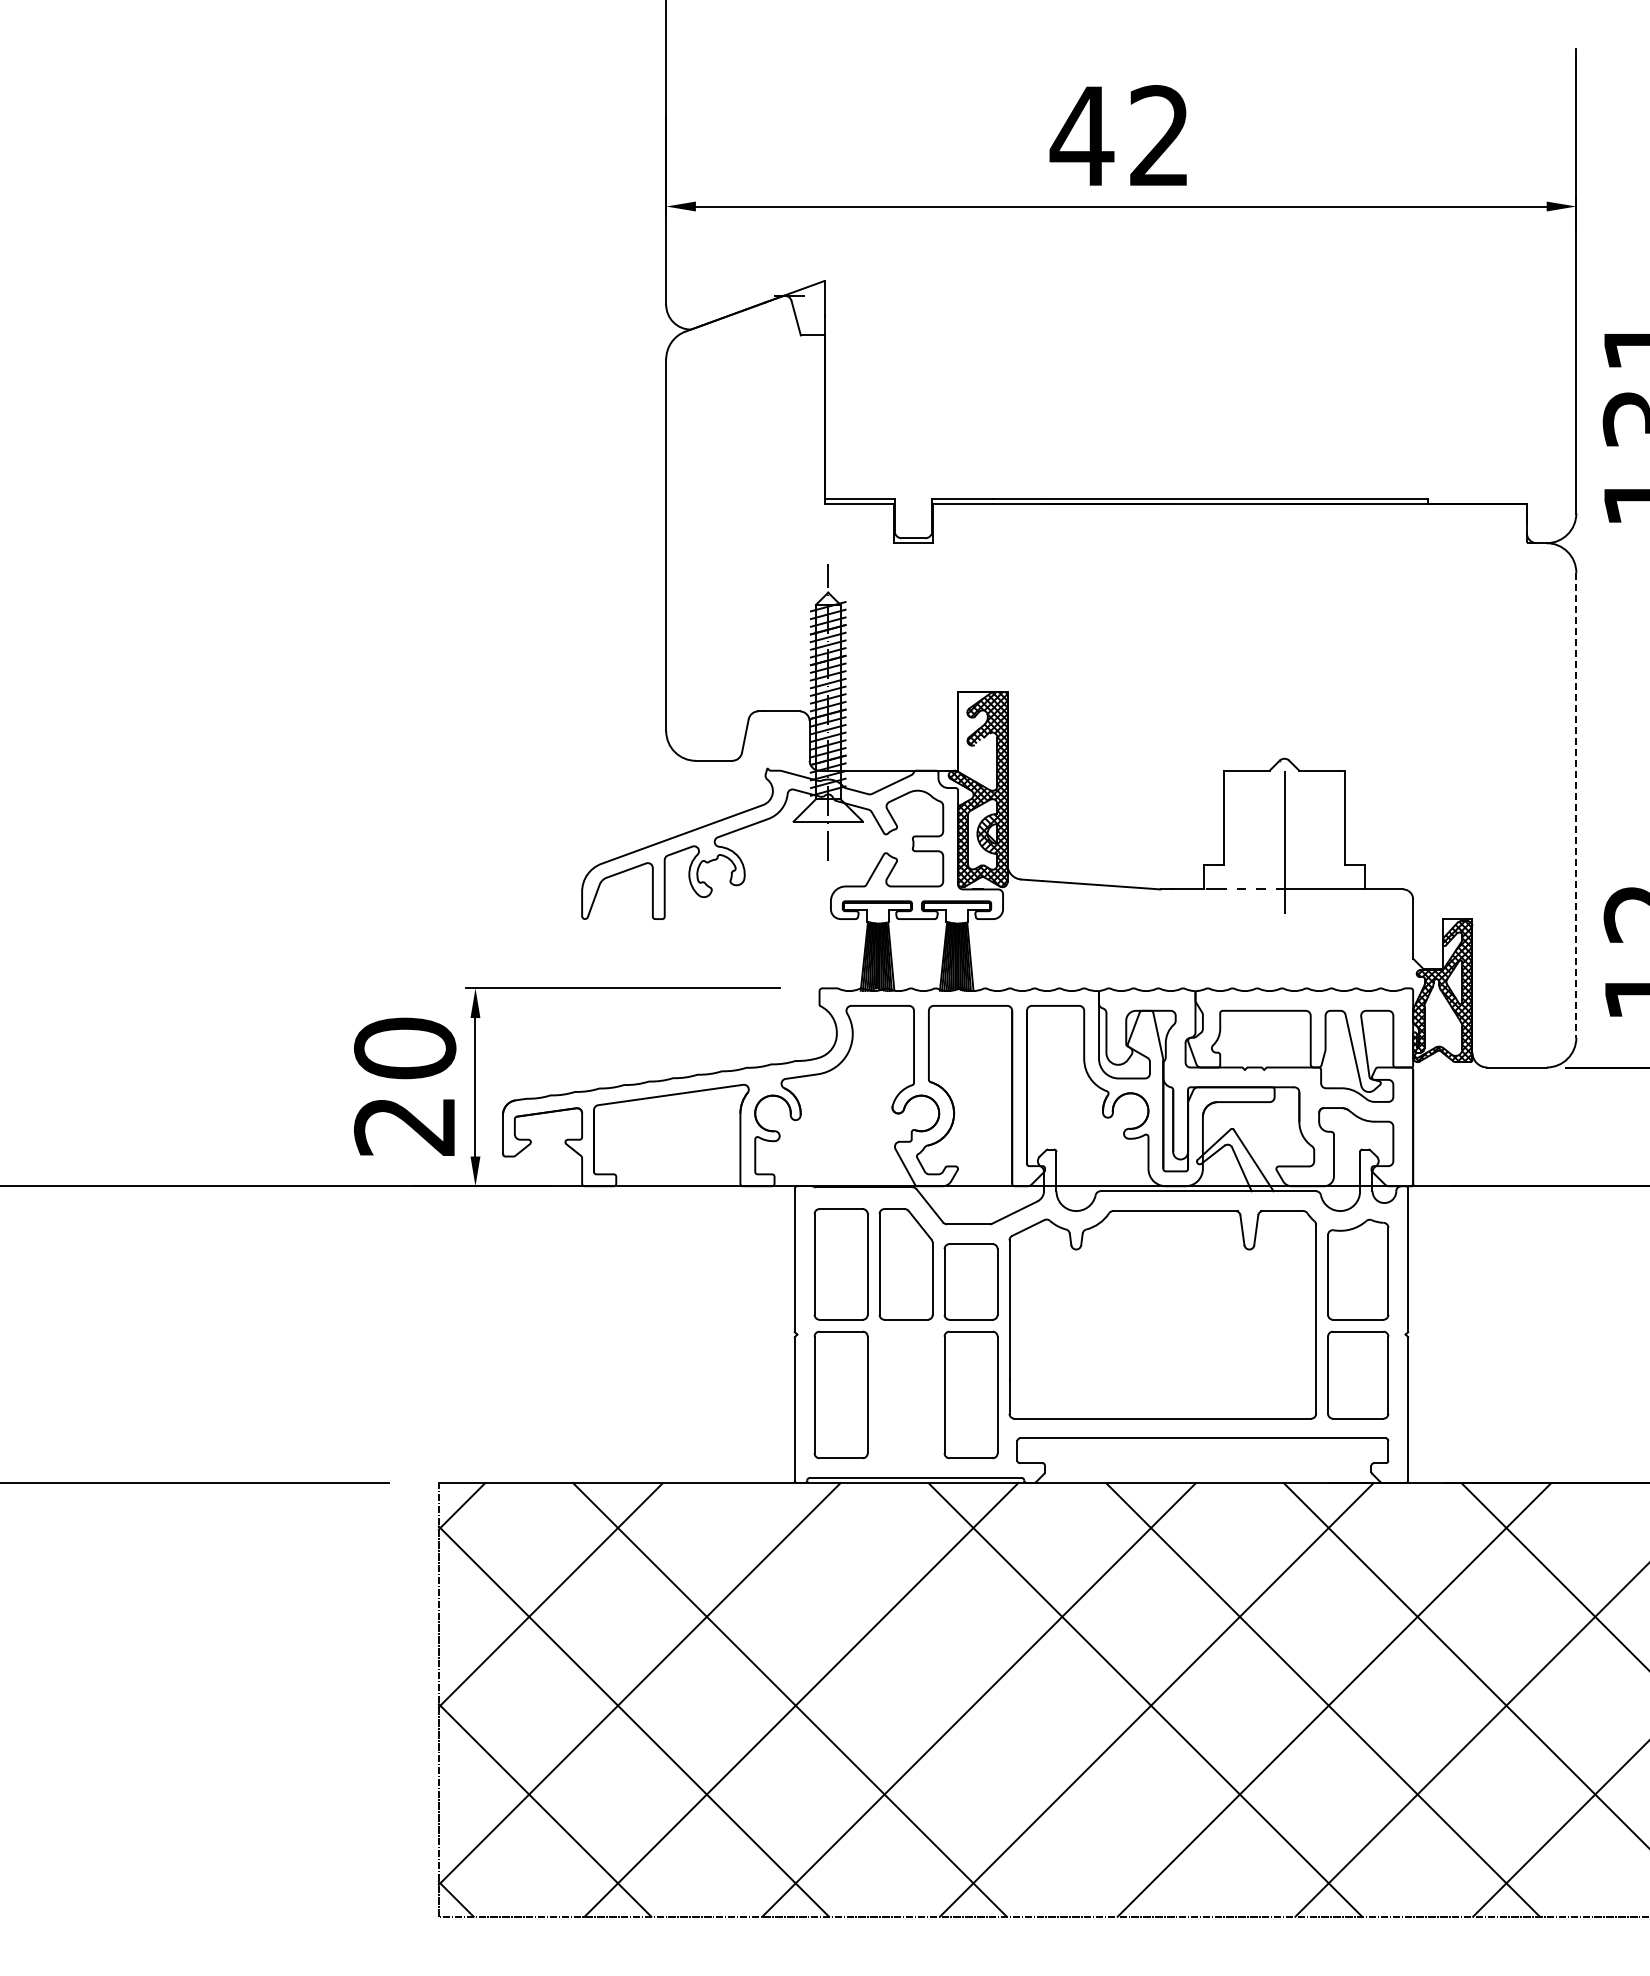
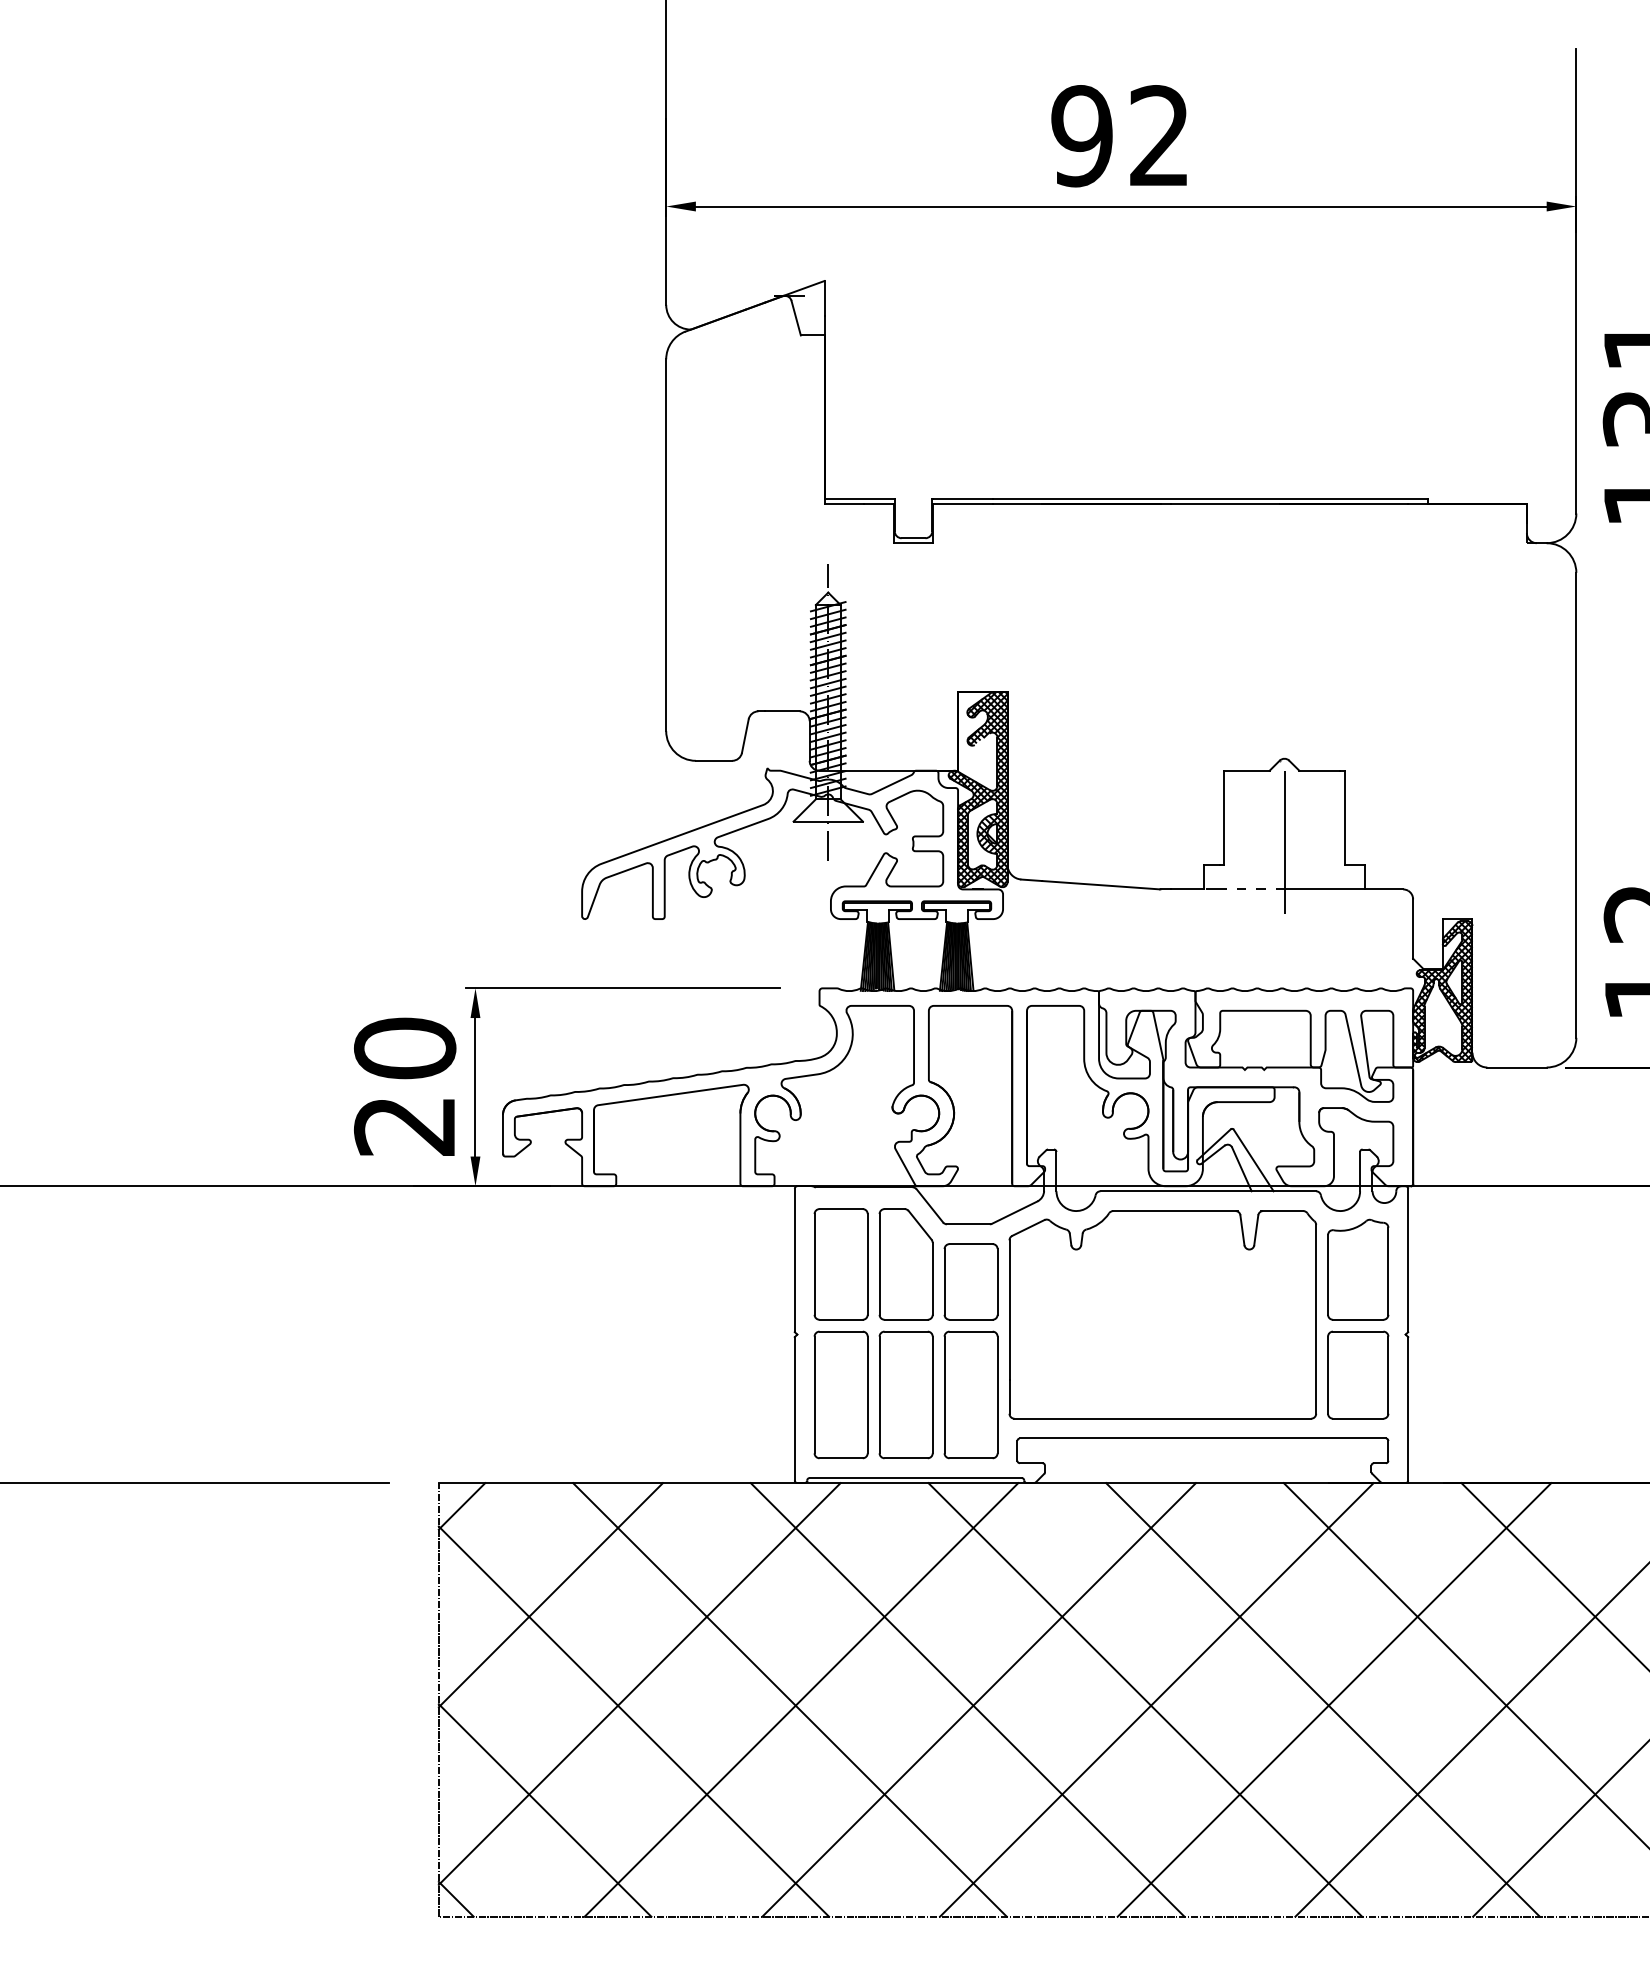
text: 42 -> 92 (1081, 136)
line: dashed -> solid (1576, 805)
part: none -> present (905, 1394)
line: none -> present (967, 1699)
